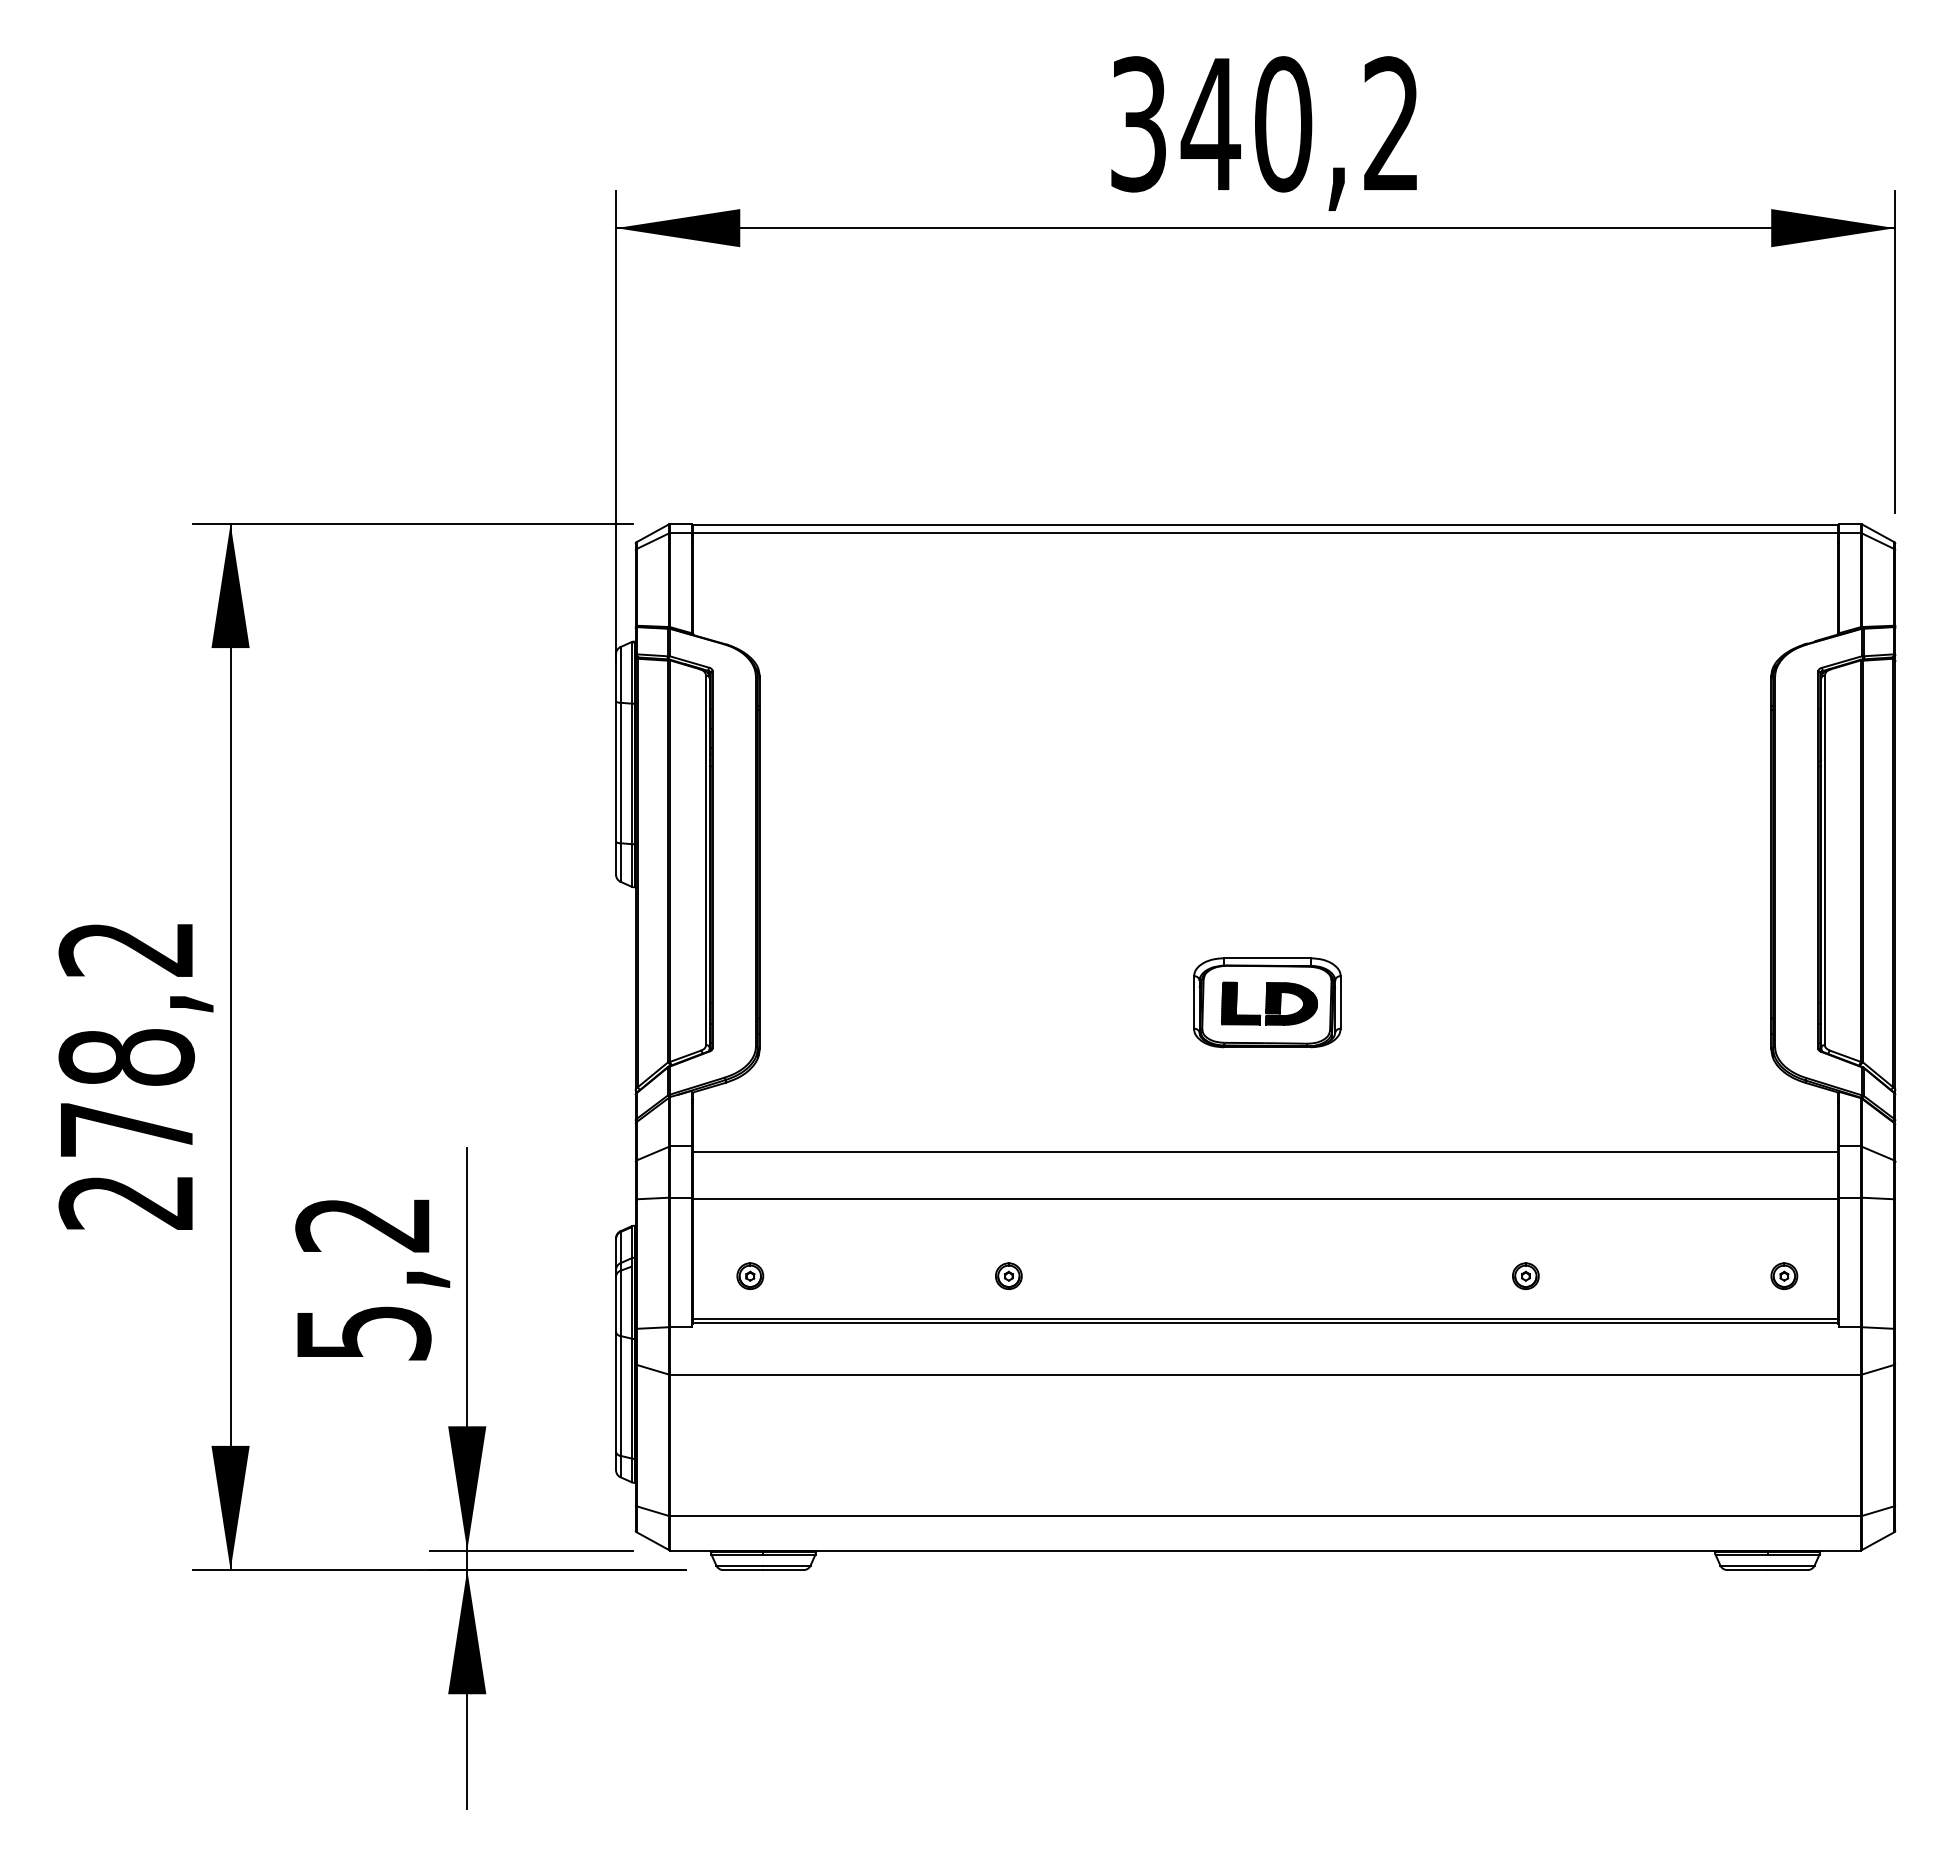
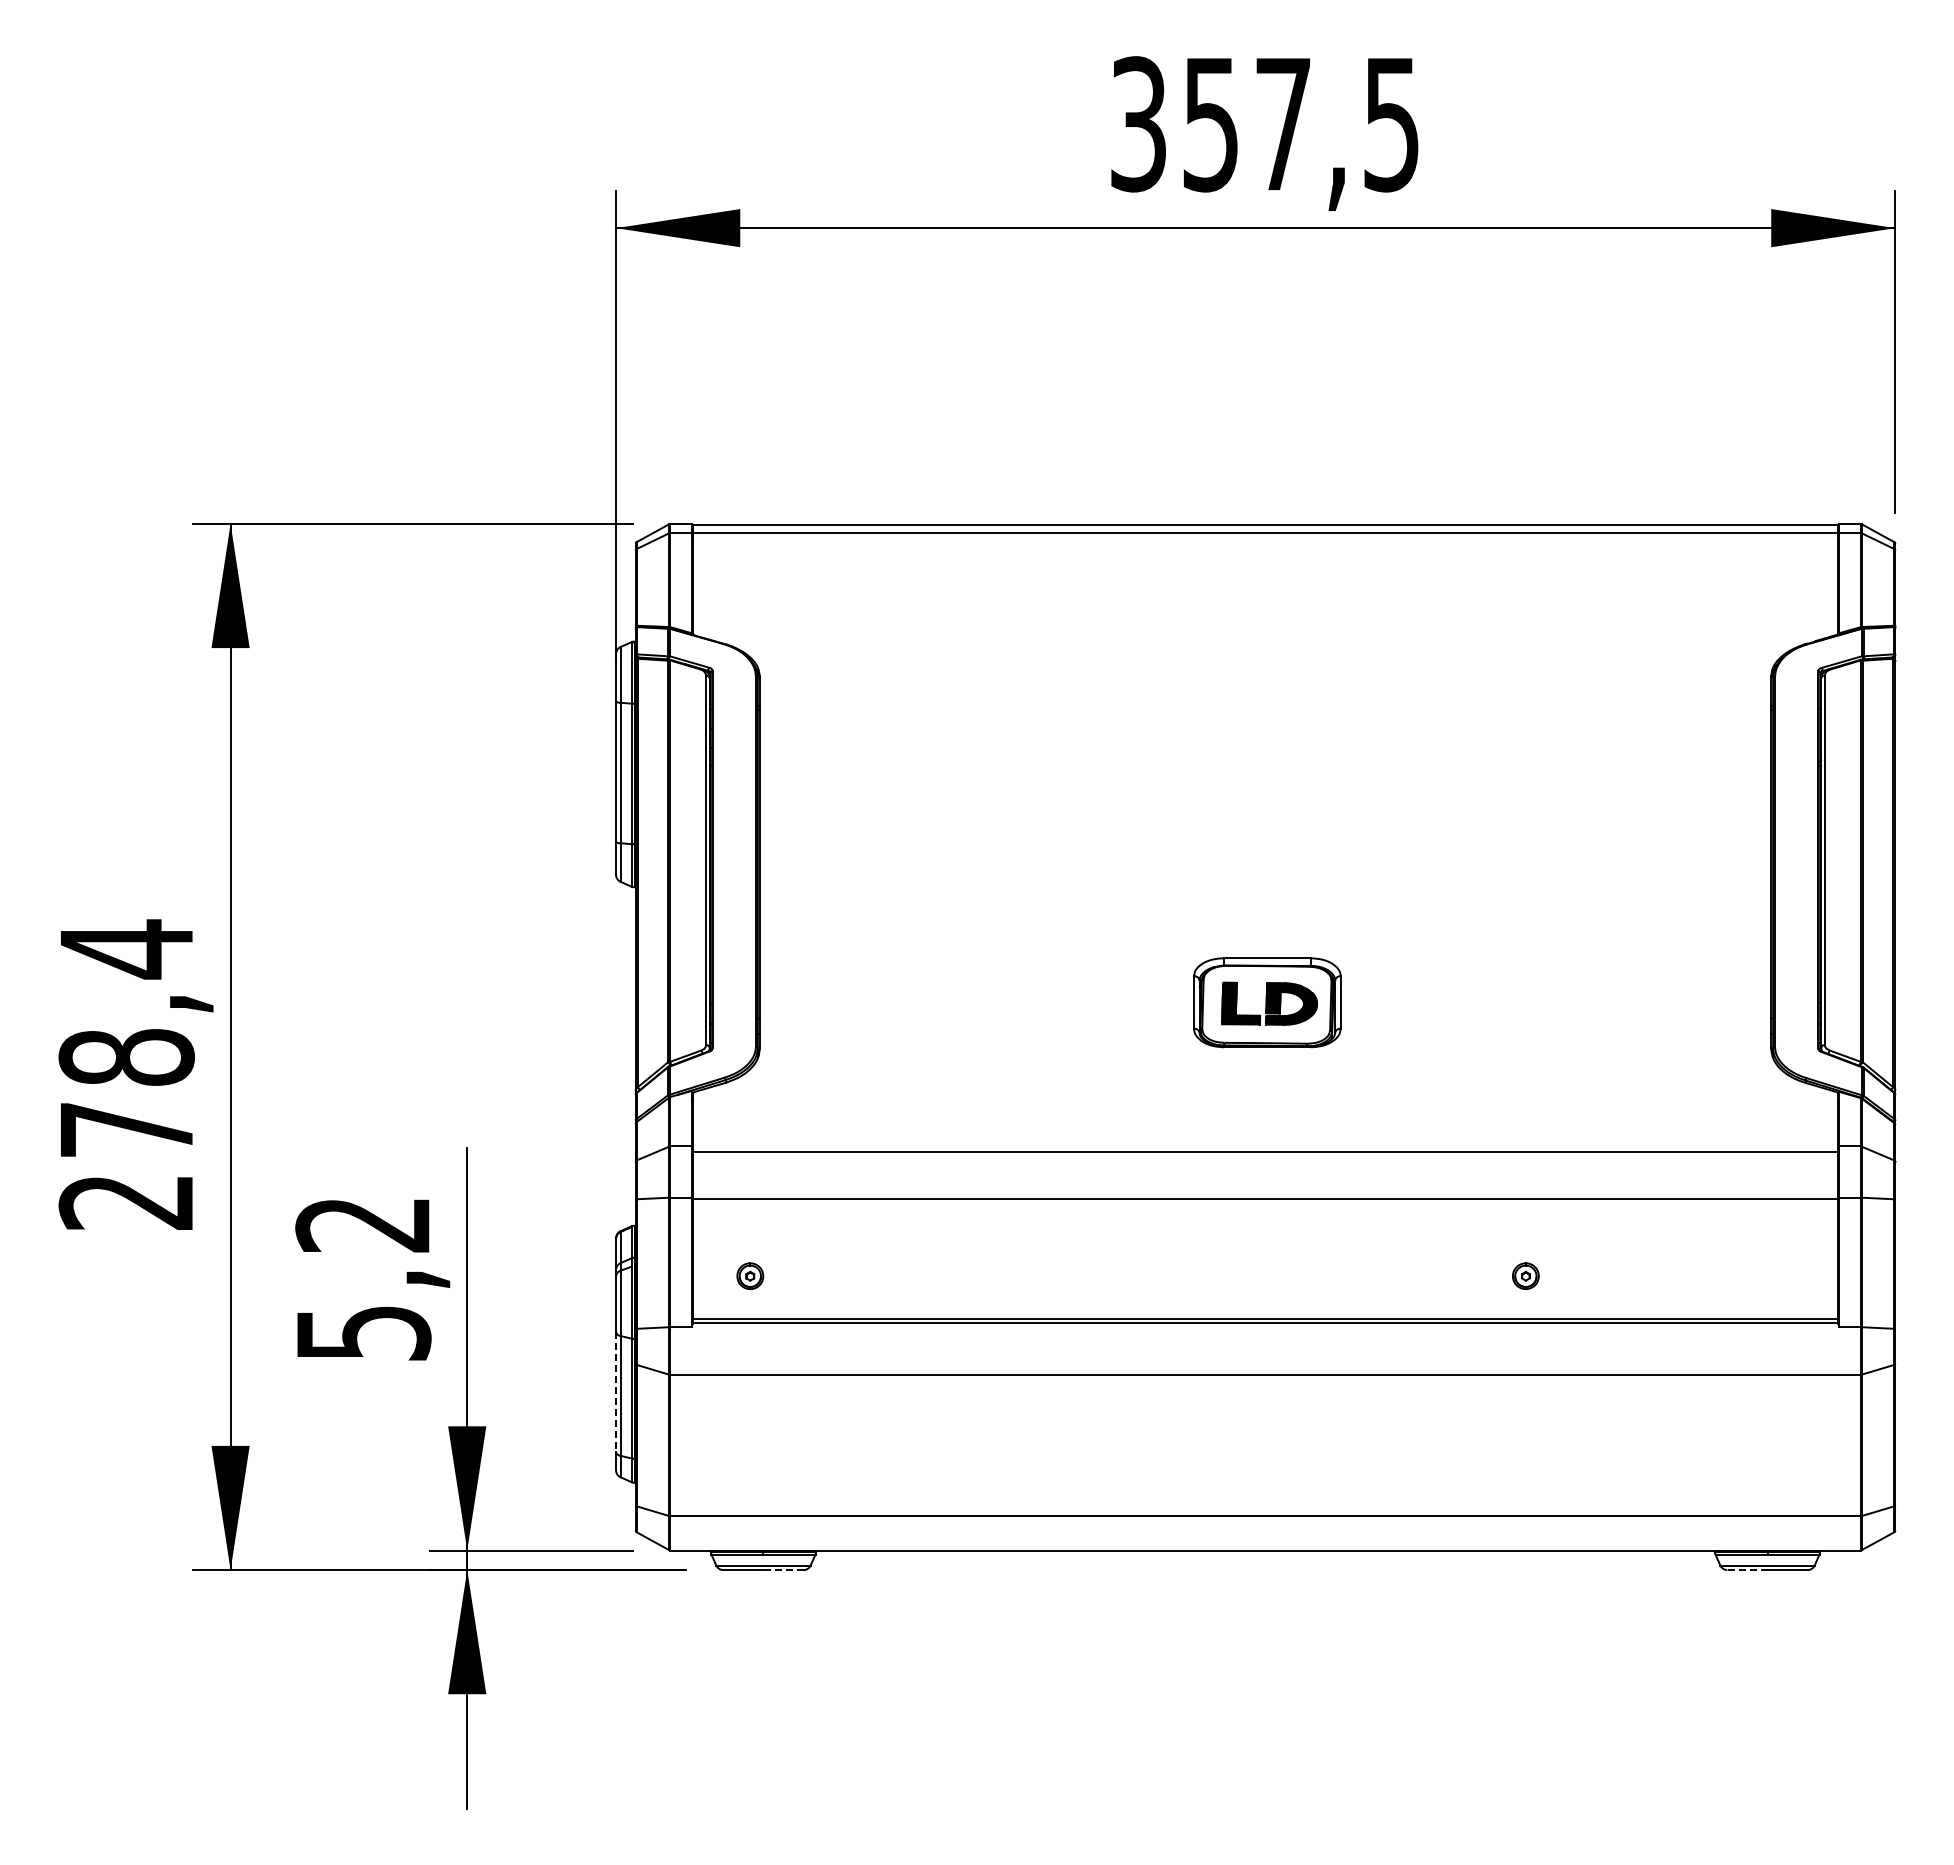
text: 340,2 -> 357,5 (1299, 124)
text: 278,2 -> 278,4 (125, 949)
part: present -> none (1008, 1275)
part: present -> none (1784, 1275)
line: solid -> dashed (616, 1392)
line: solid -> dashed (783, 1570)
line: solid -> dashed (1746, 1570)
